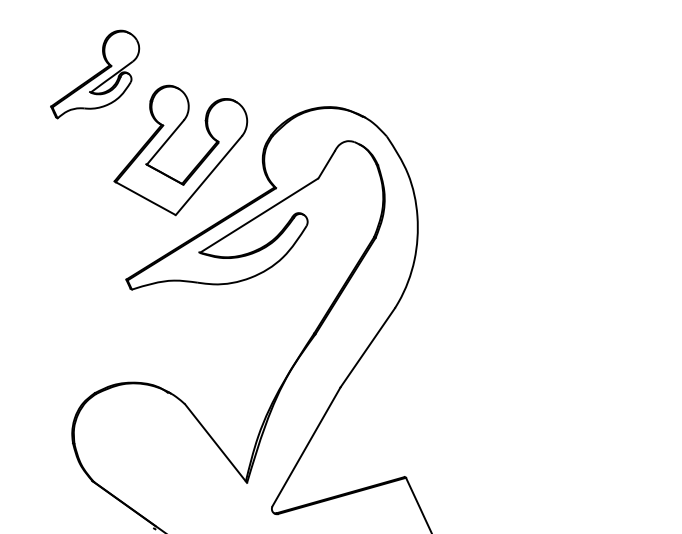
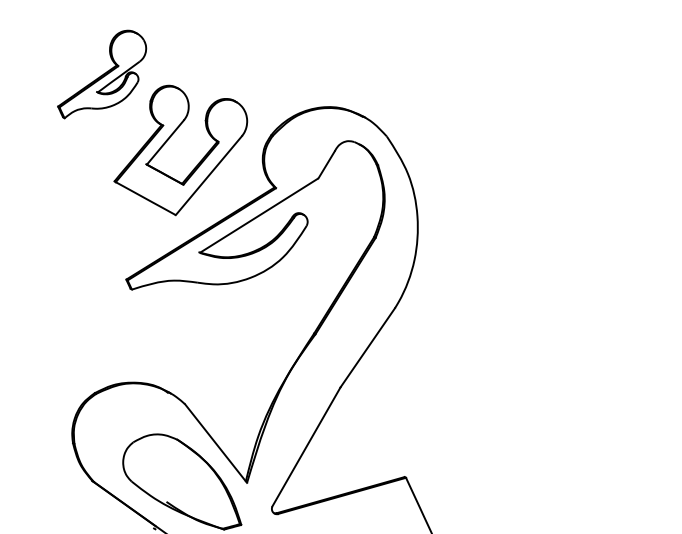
part position: (95, 74) -> (102, 74) (102, 74)
part: none -> present (182, 481)
